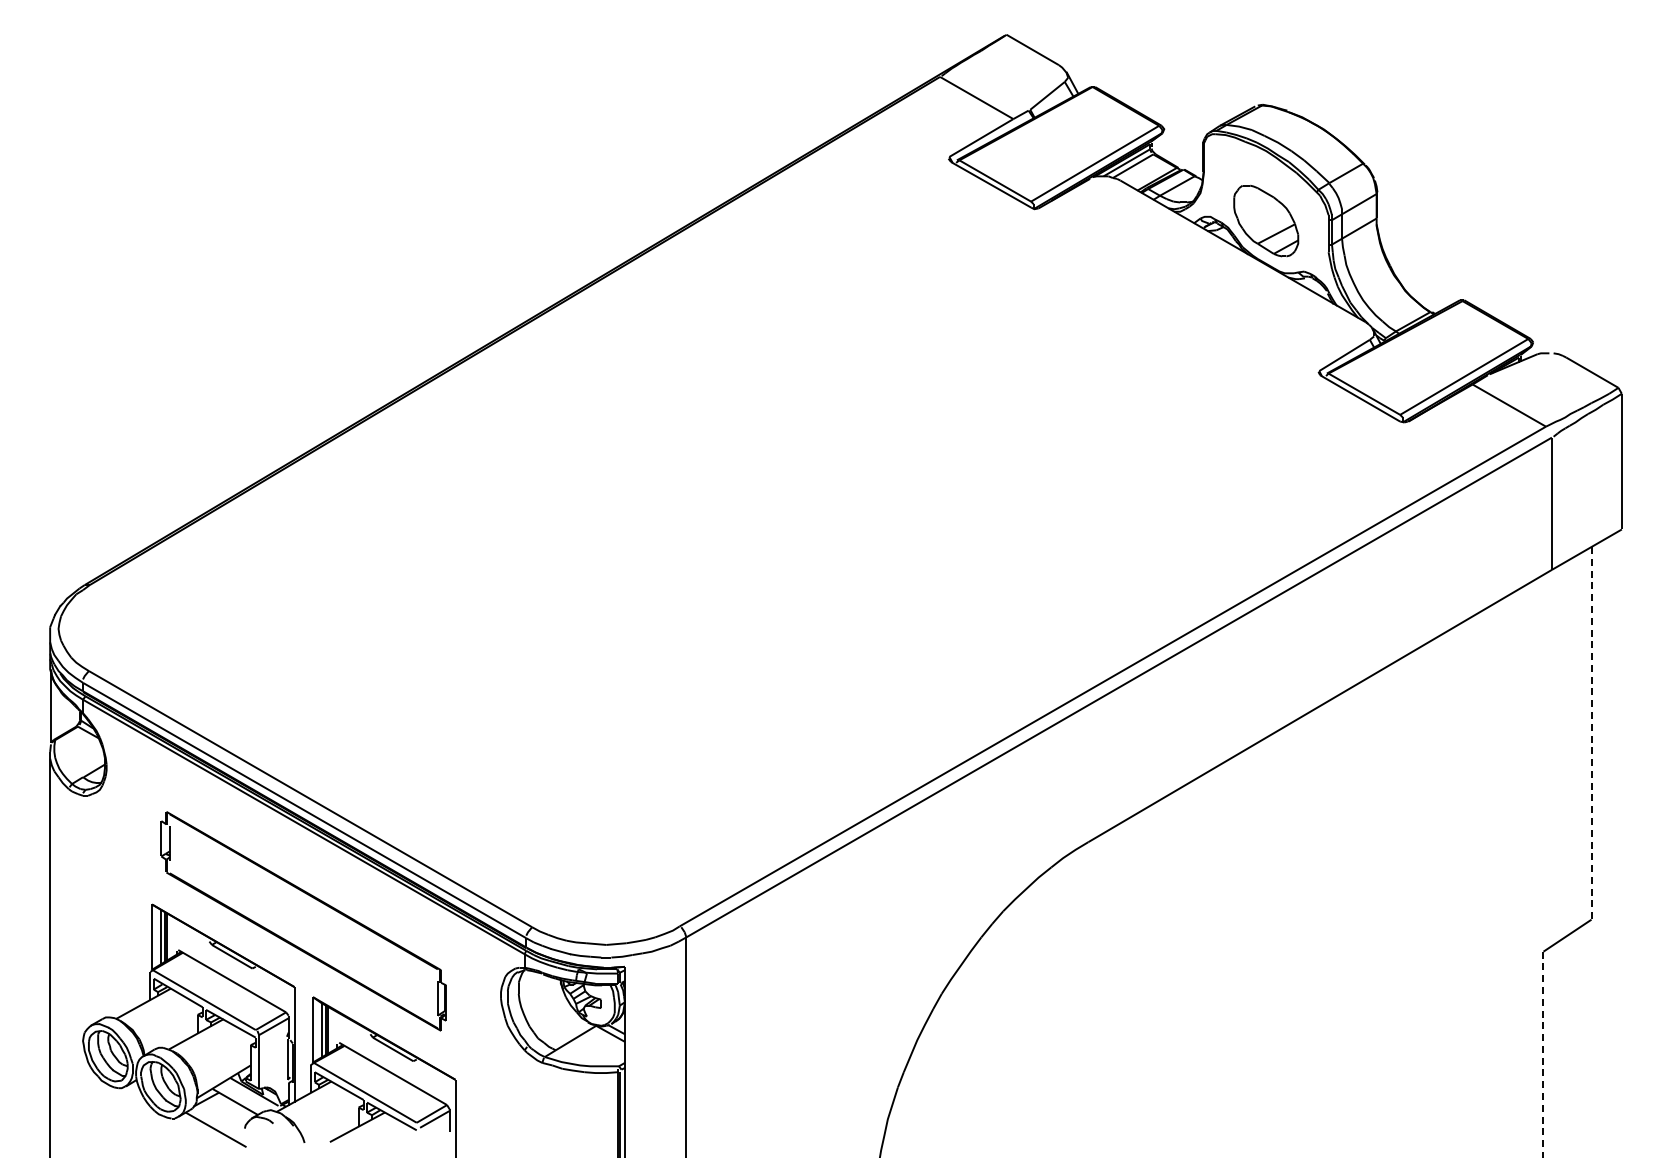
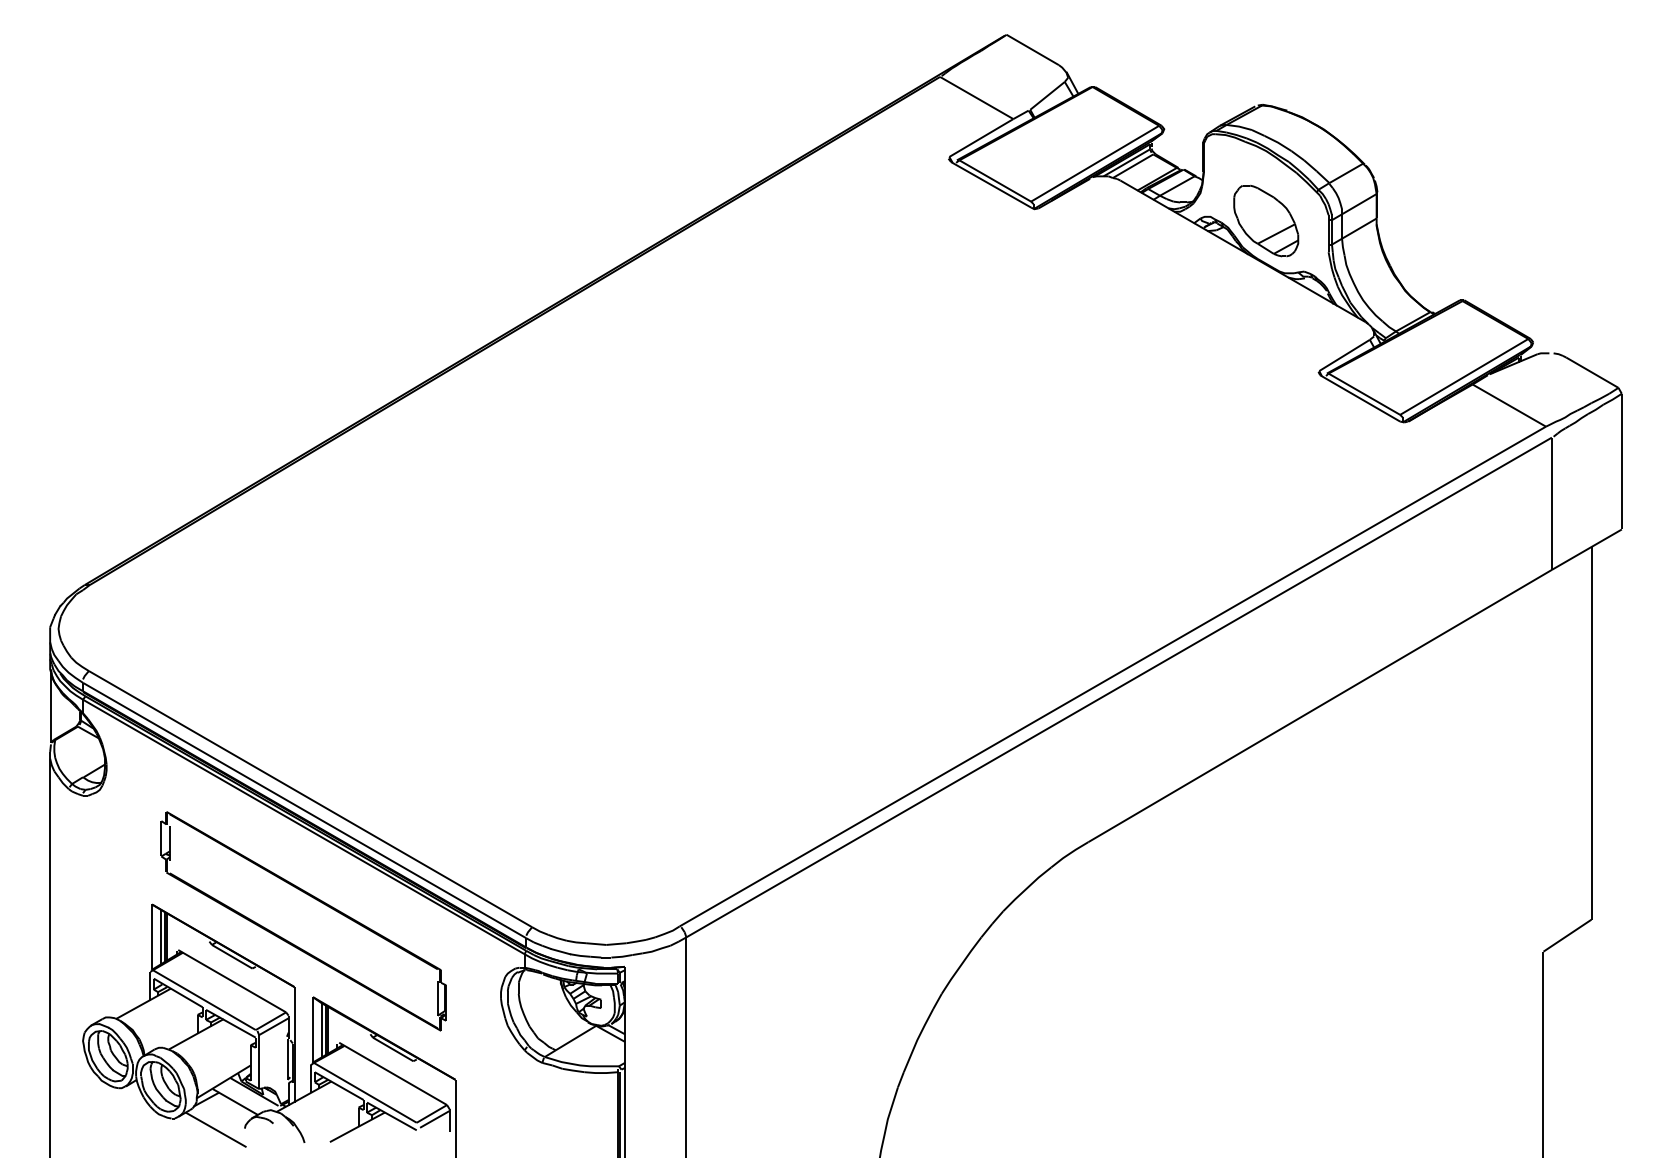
line: dashed -> solid (1591, 733)
line: dashed -> solid (1543, 1054)
